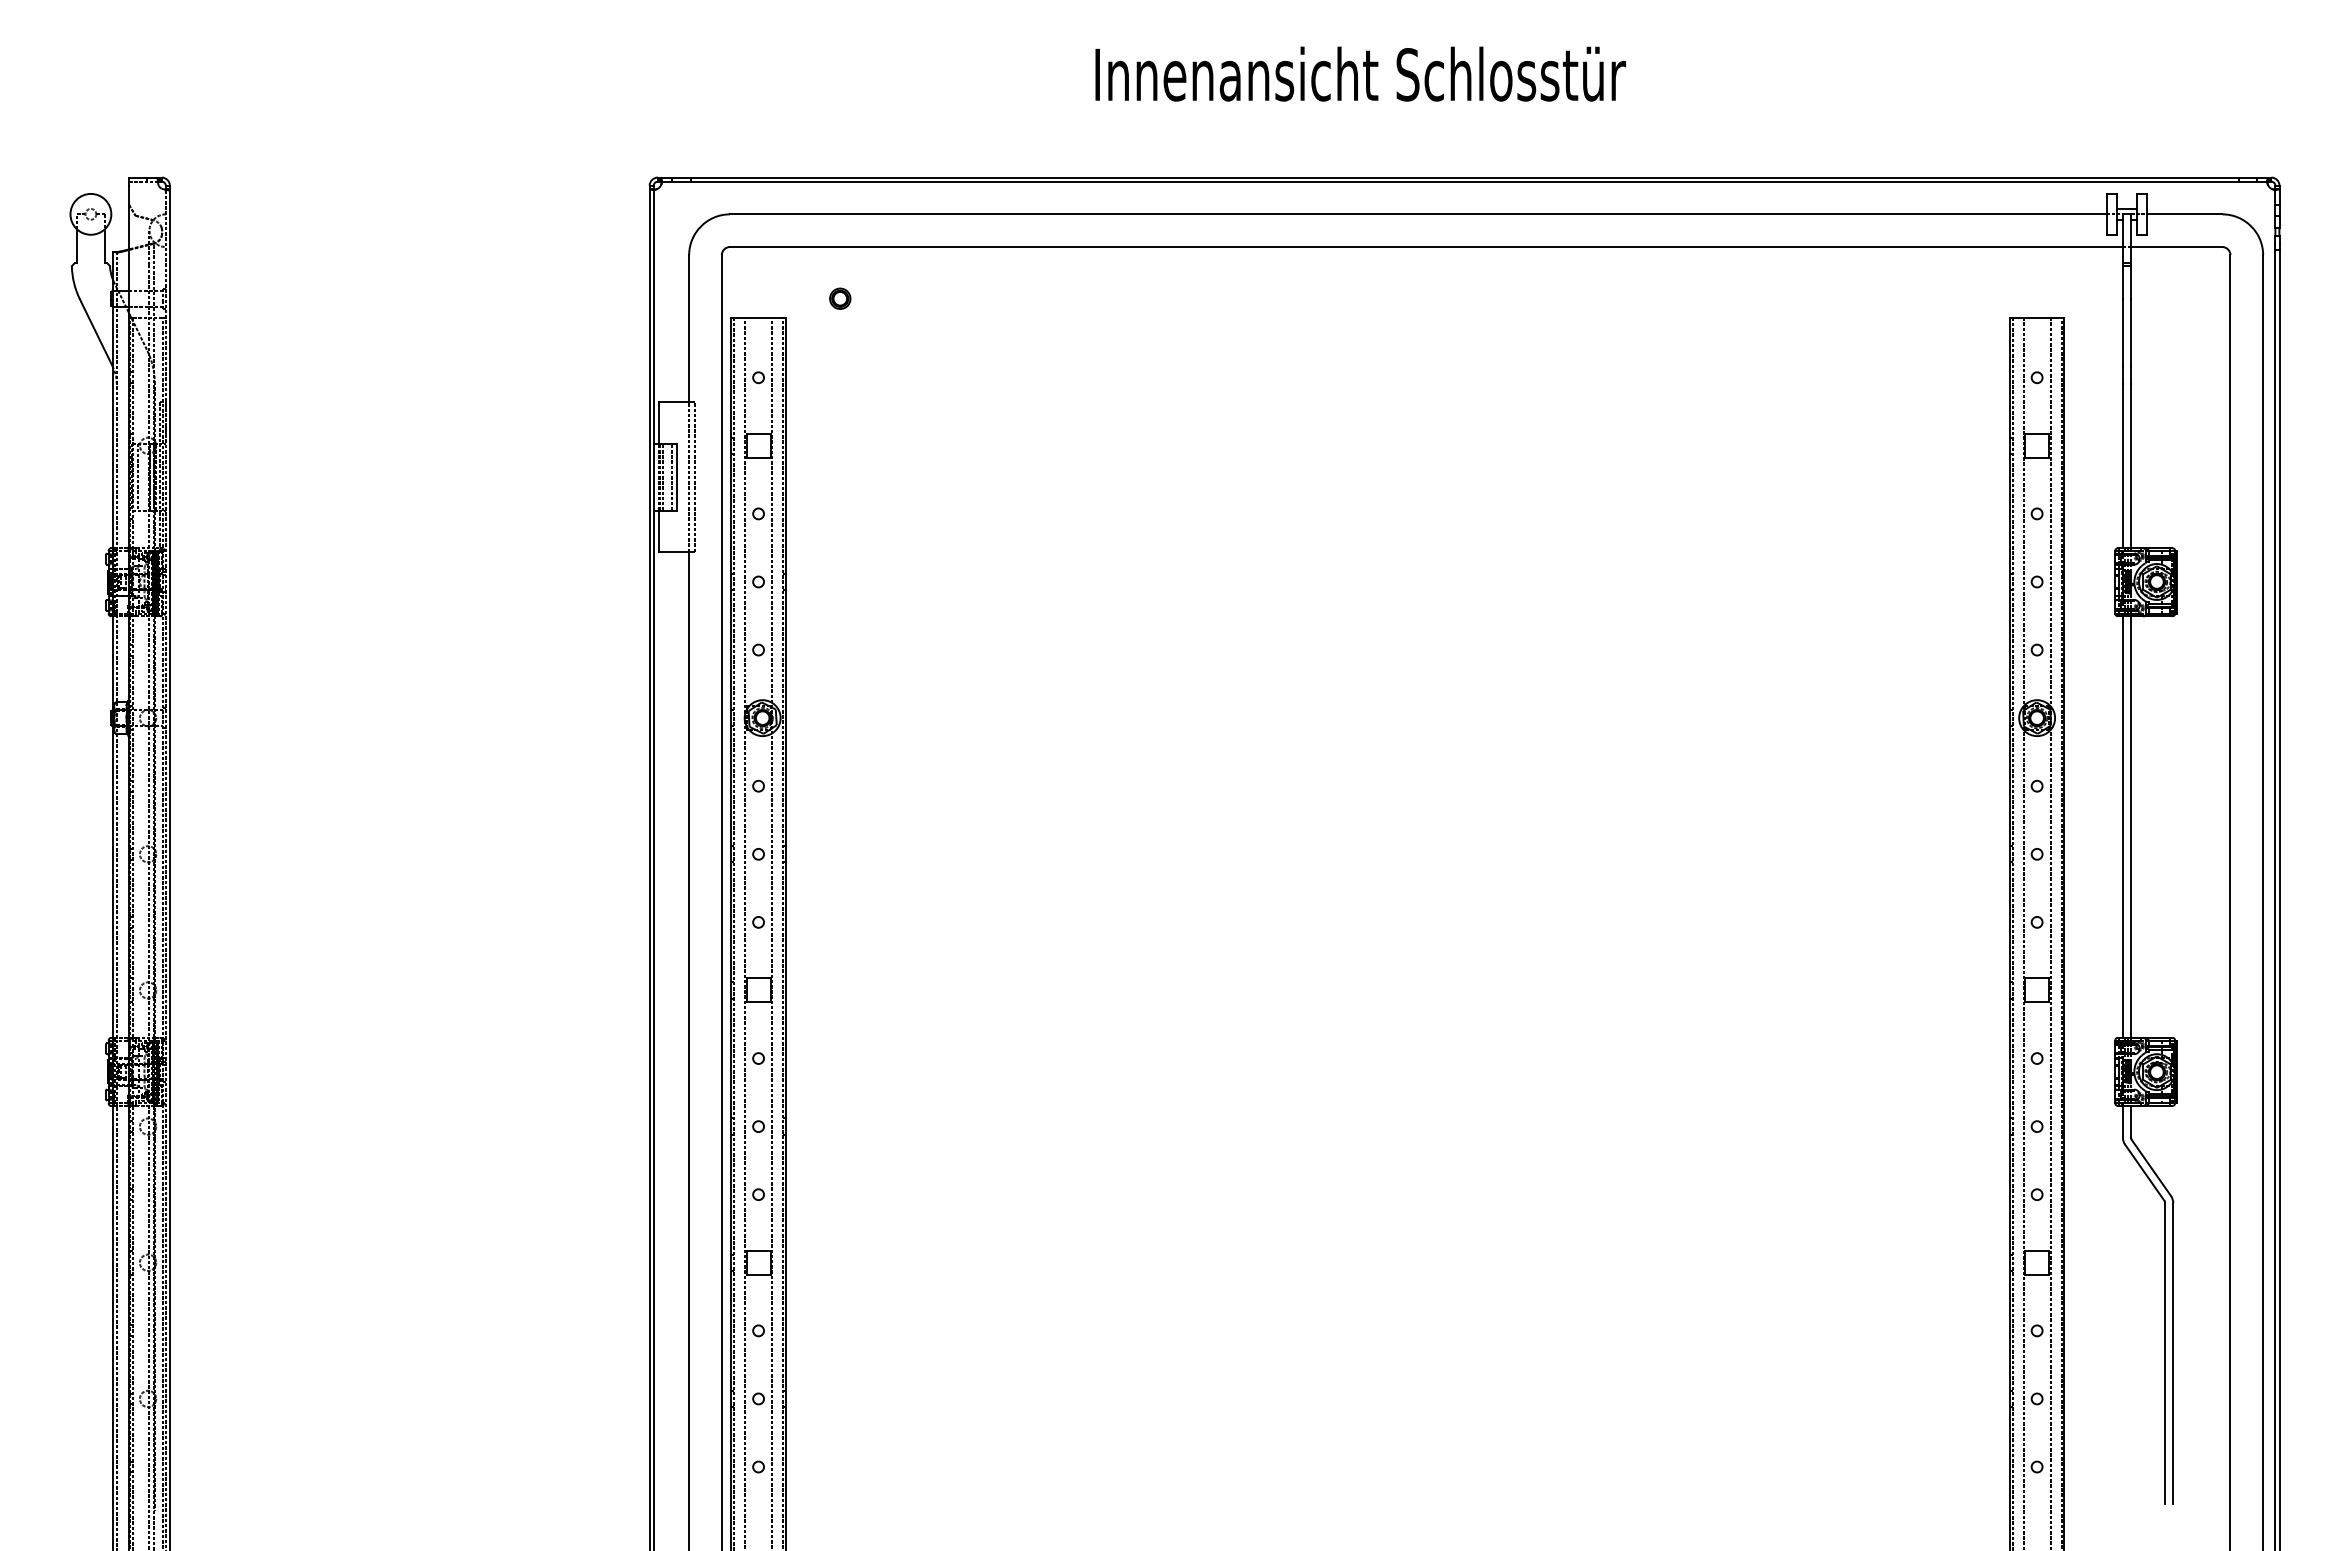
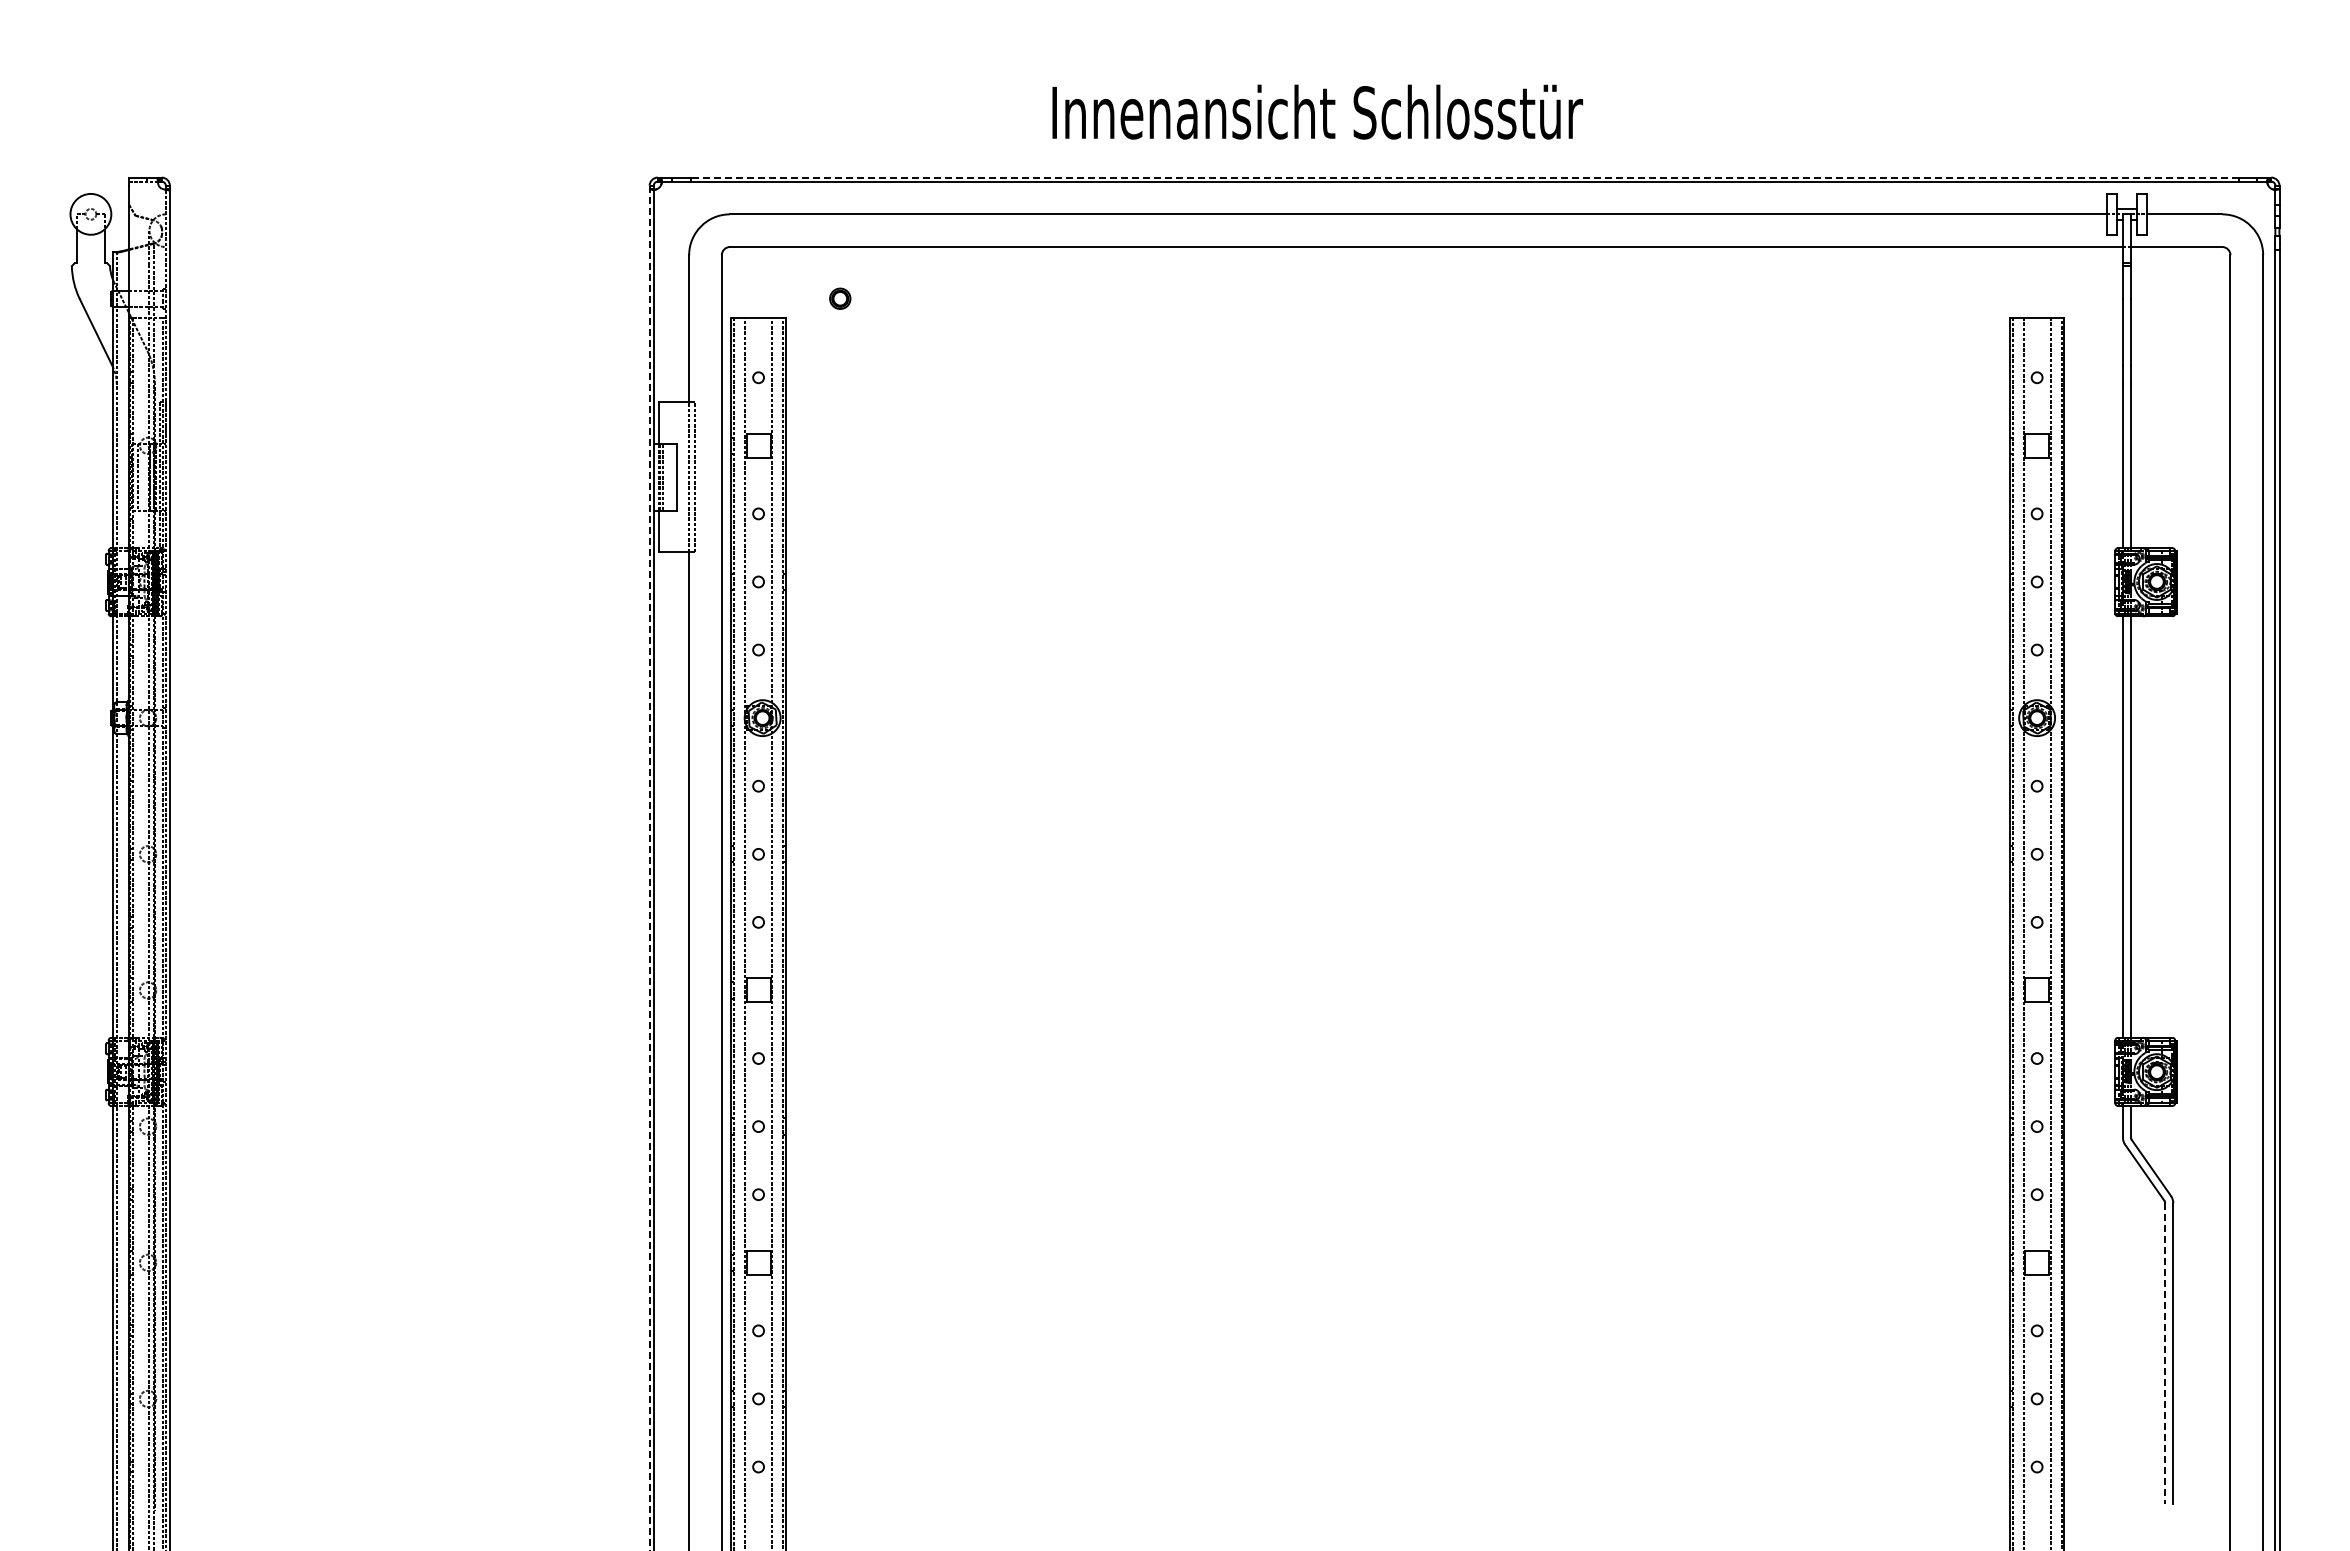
text position: (1360, 73) -> (1317, 111) (1317, 111)
line: solid -> dashed (1464, 177)
line: present -> none (671, 476)
line: solid -> dashed (649, 868)
line: solid -> dashed (2165, 1353)
